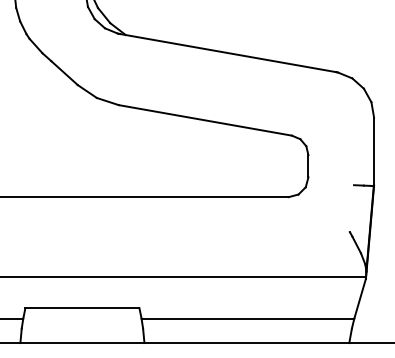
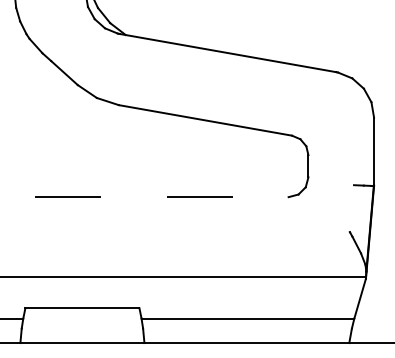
line: solid -> dashed (144, 197)
